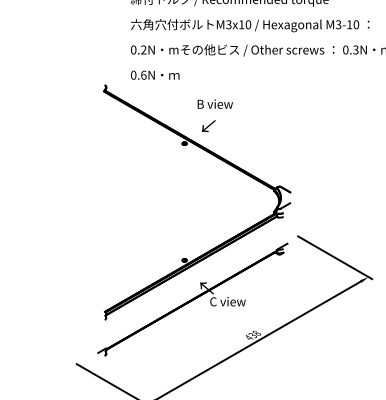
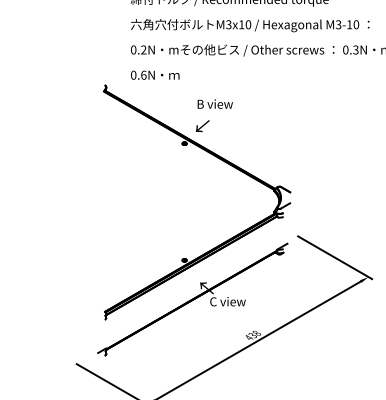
text position: (208, 126) -> (202, 126) (202, 126)
